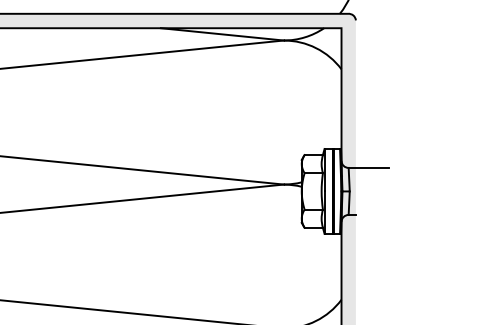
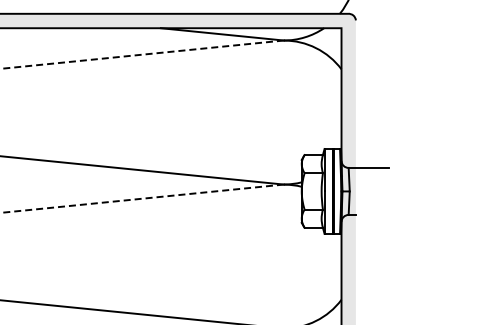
line: solid -> dashed (141, 54)
line: solid -> dashed (141, 198)
